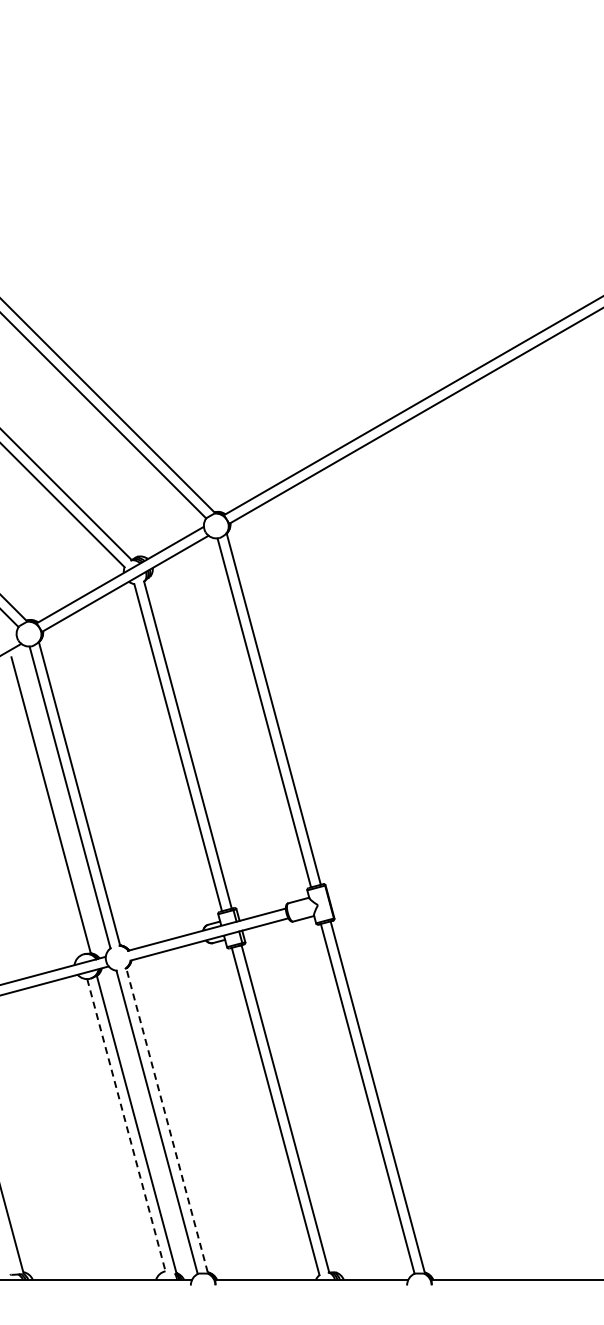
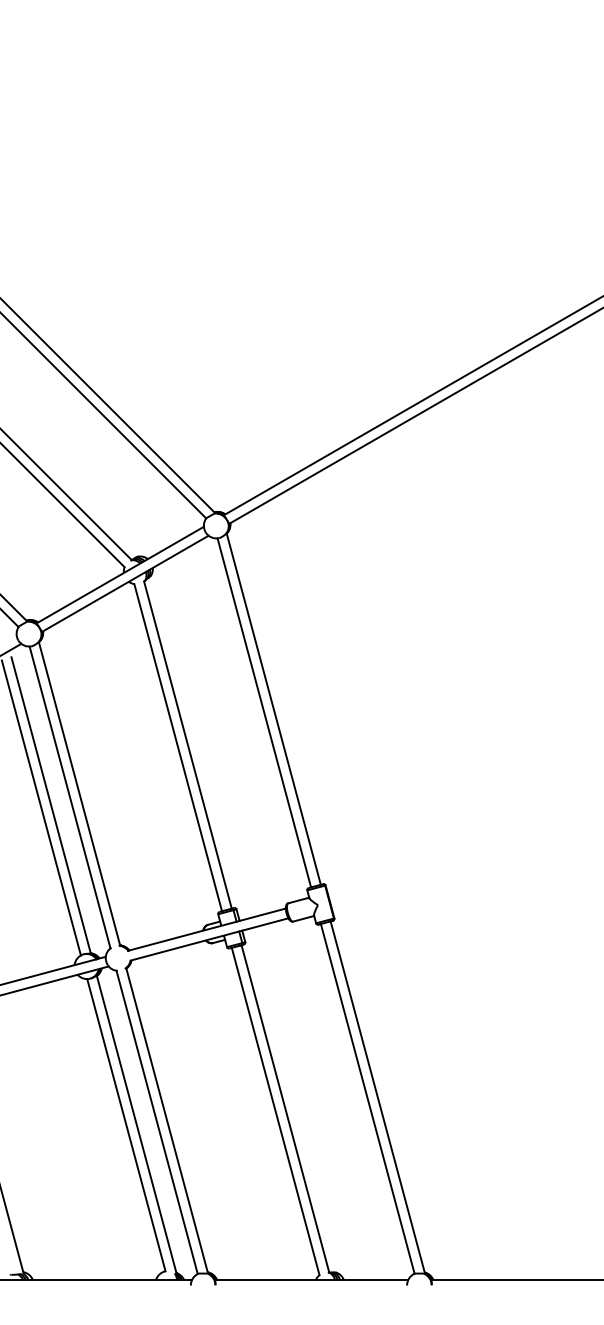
line: none -> present (41, 808)
line: dashed -> solid (166, 1119)
line: dashed -> solid (126, 1125)
